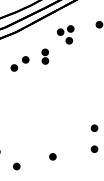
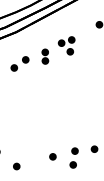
part position: (65, 34) -> (66, 45) (66, 45)
part: present -> none (94, 127)
part: none -> present (73, 157)
